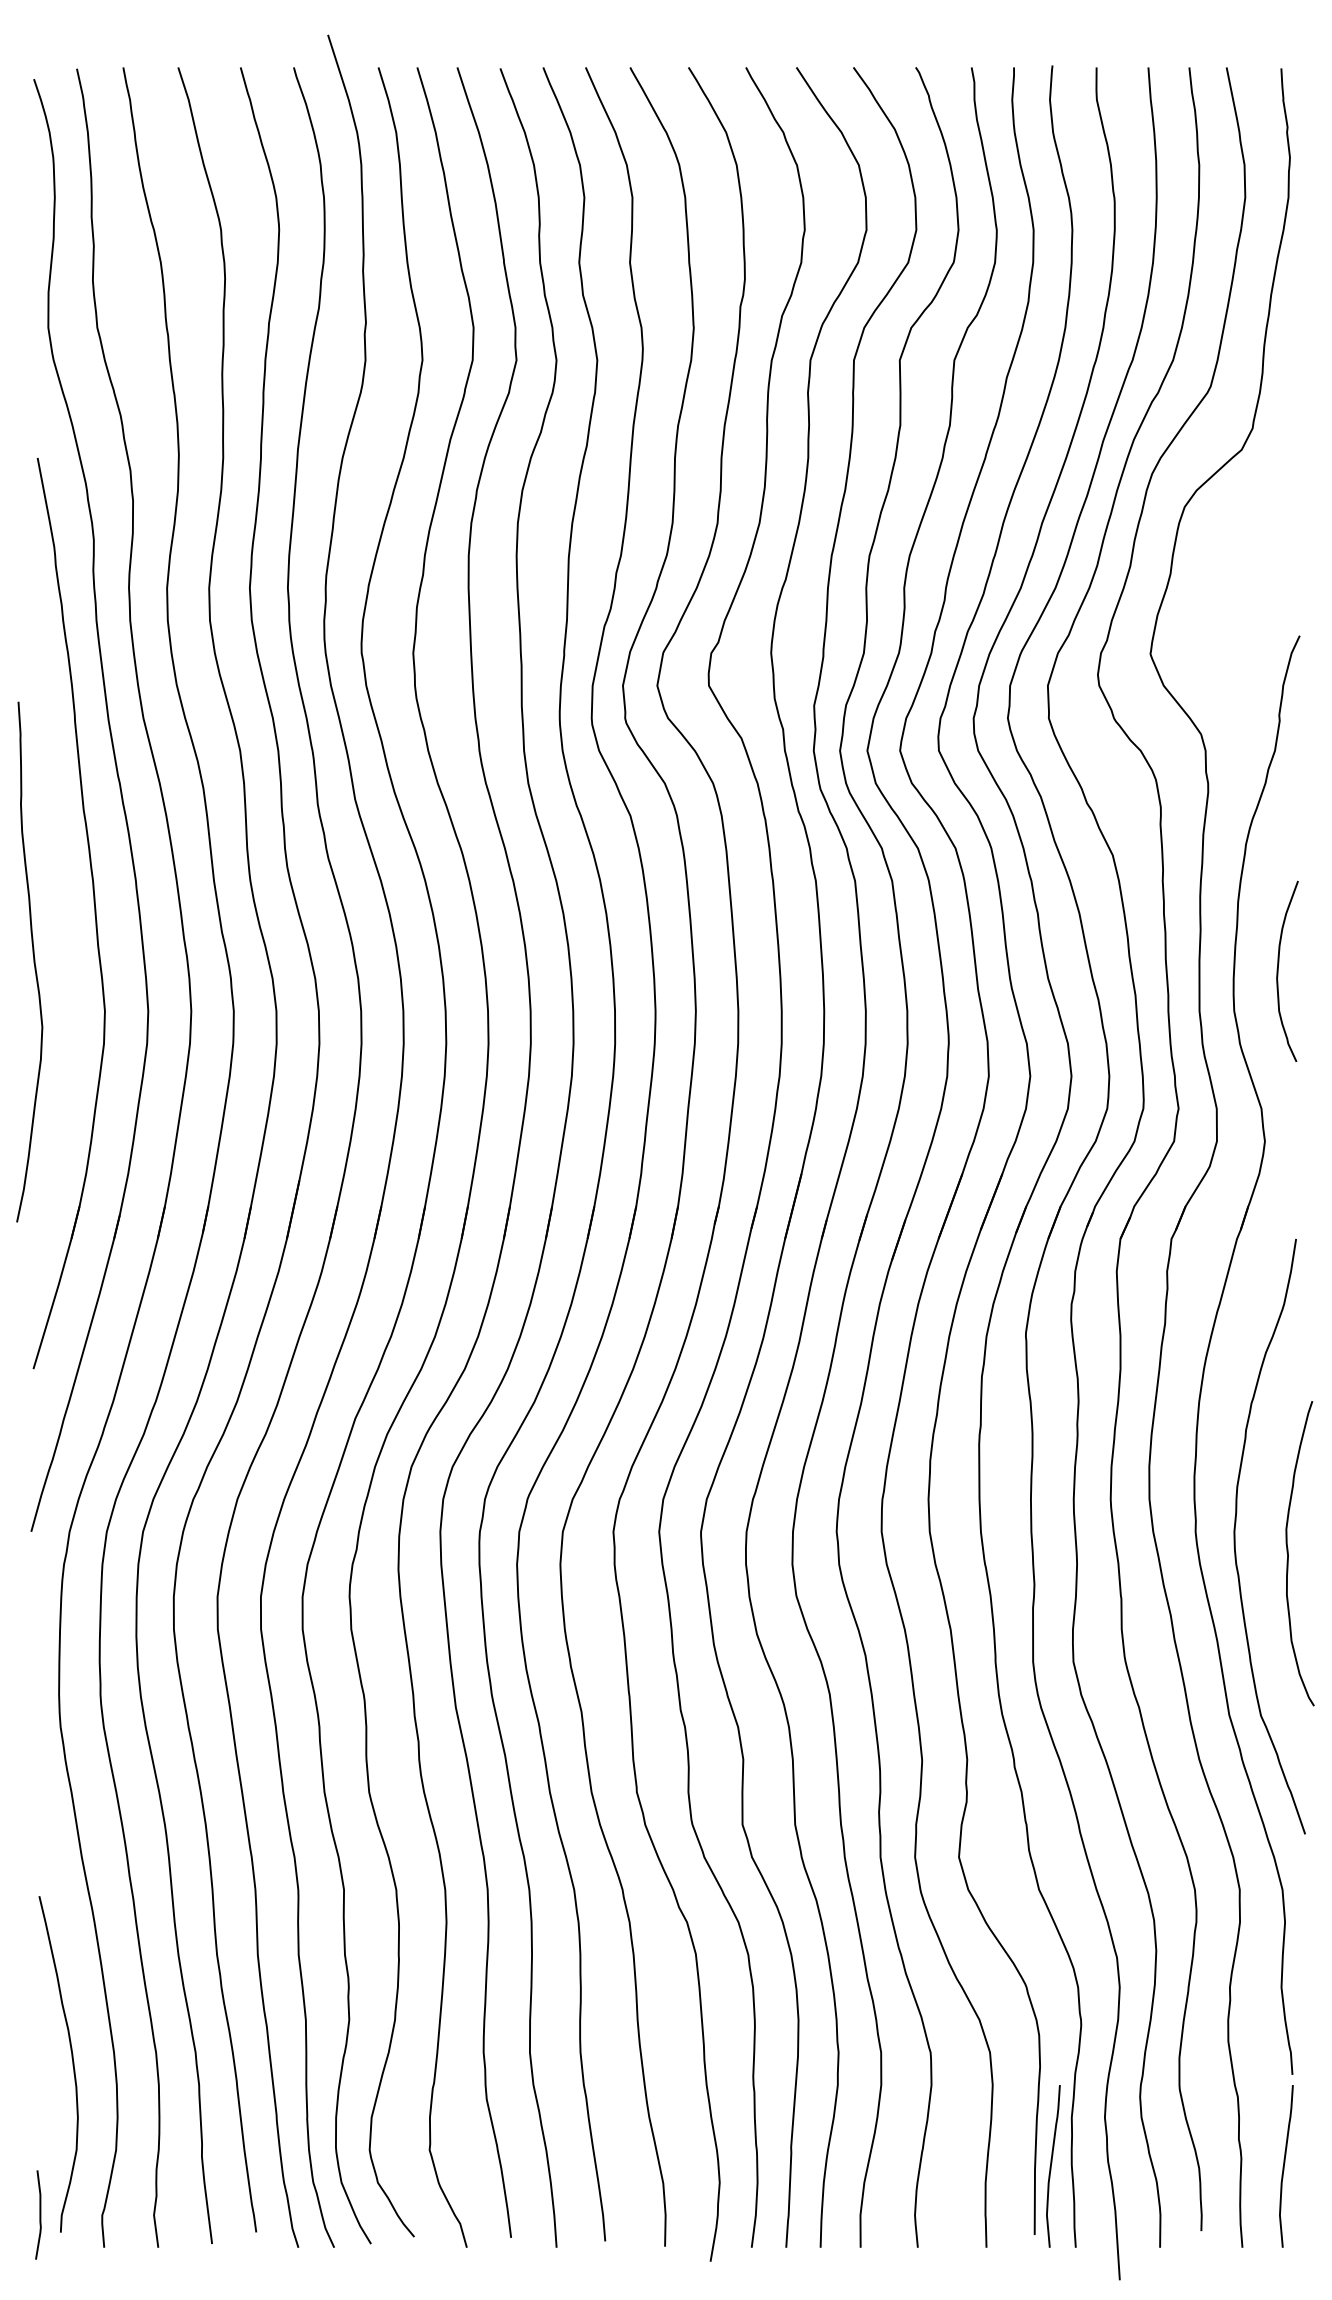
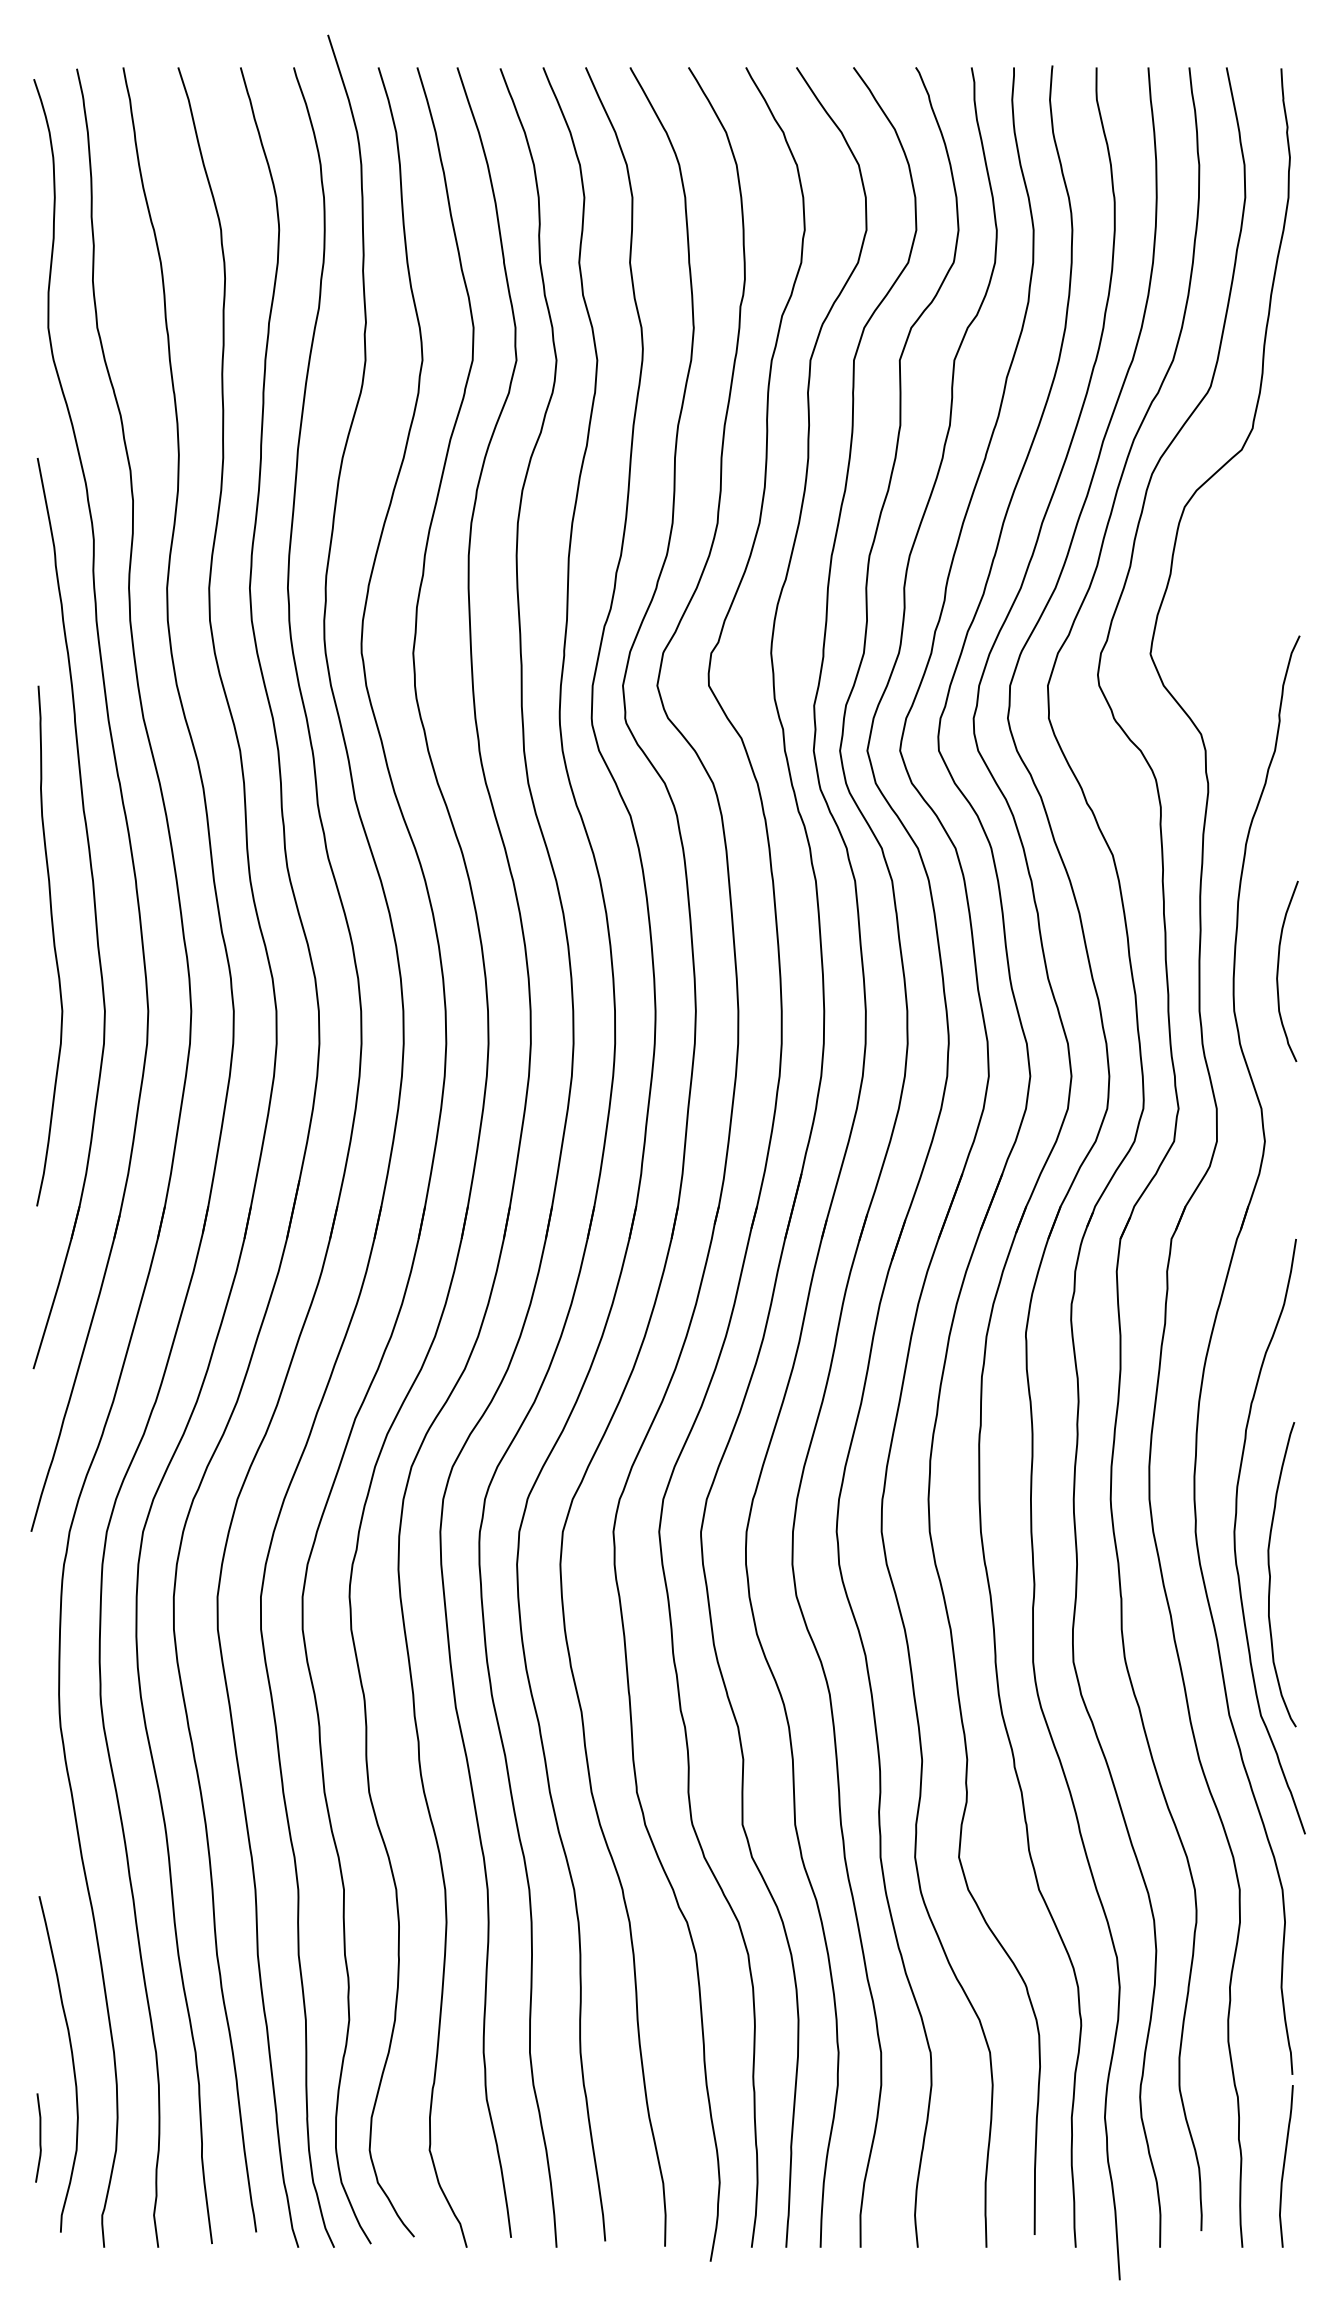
curve position: (33, 961) -> (53, 945) (53, 945)
curve position: (1288, 1553) -> (1270, 1574) (1270, 1574)
curve: present -> none (1051, 2166)
curve position: (39, 2214) -> (39, 2137) (39, 2137)
